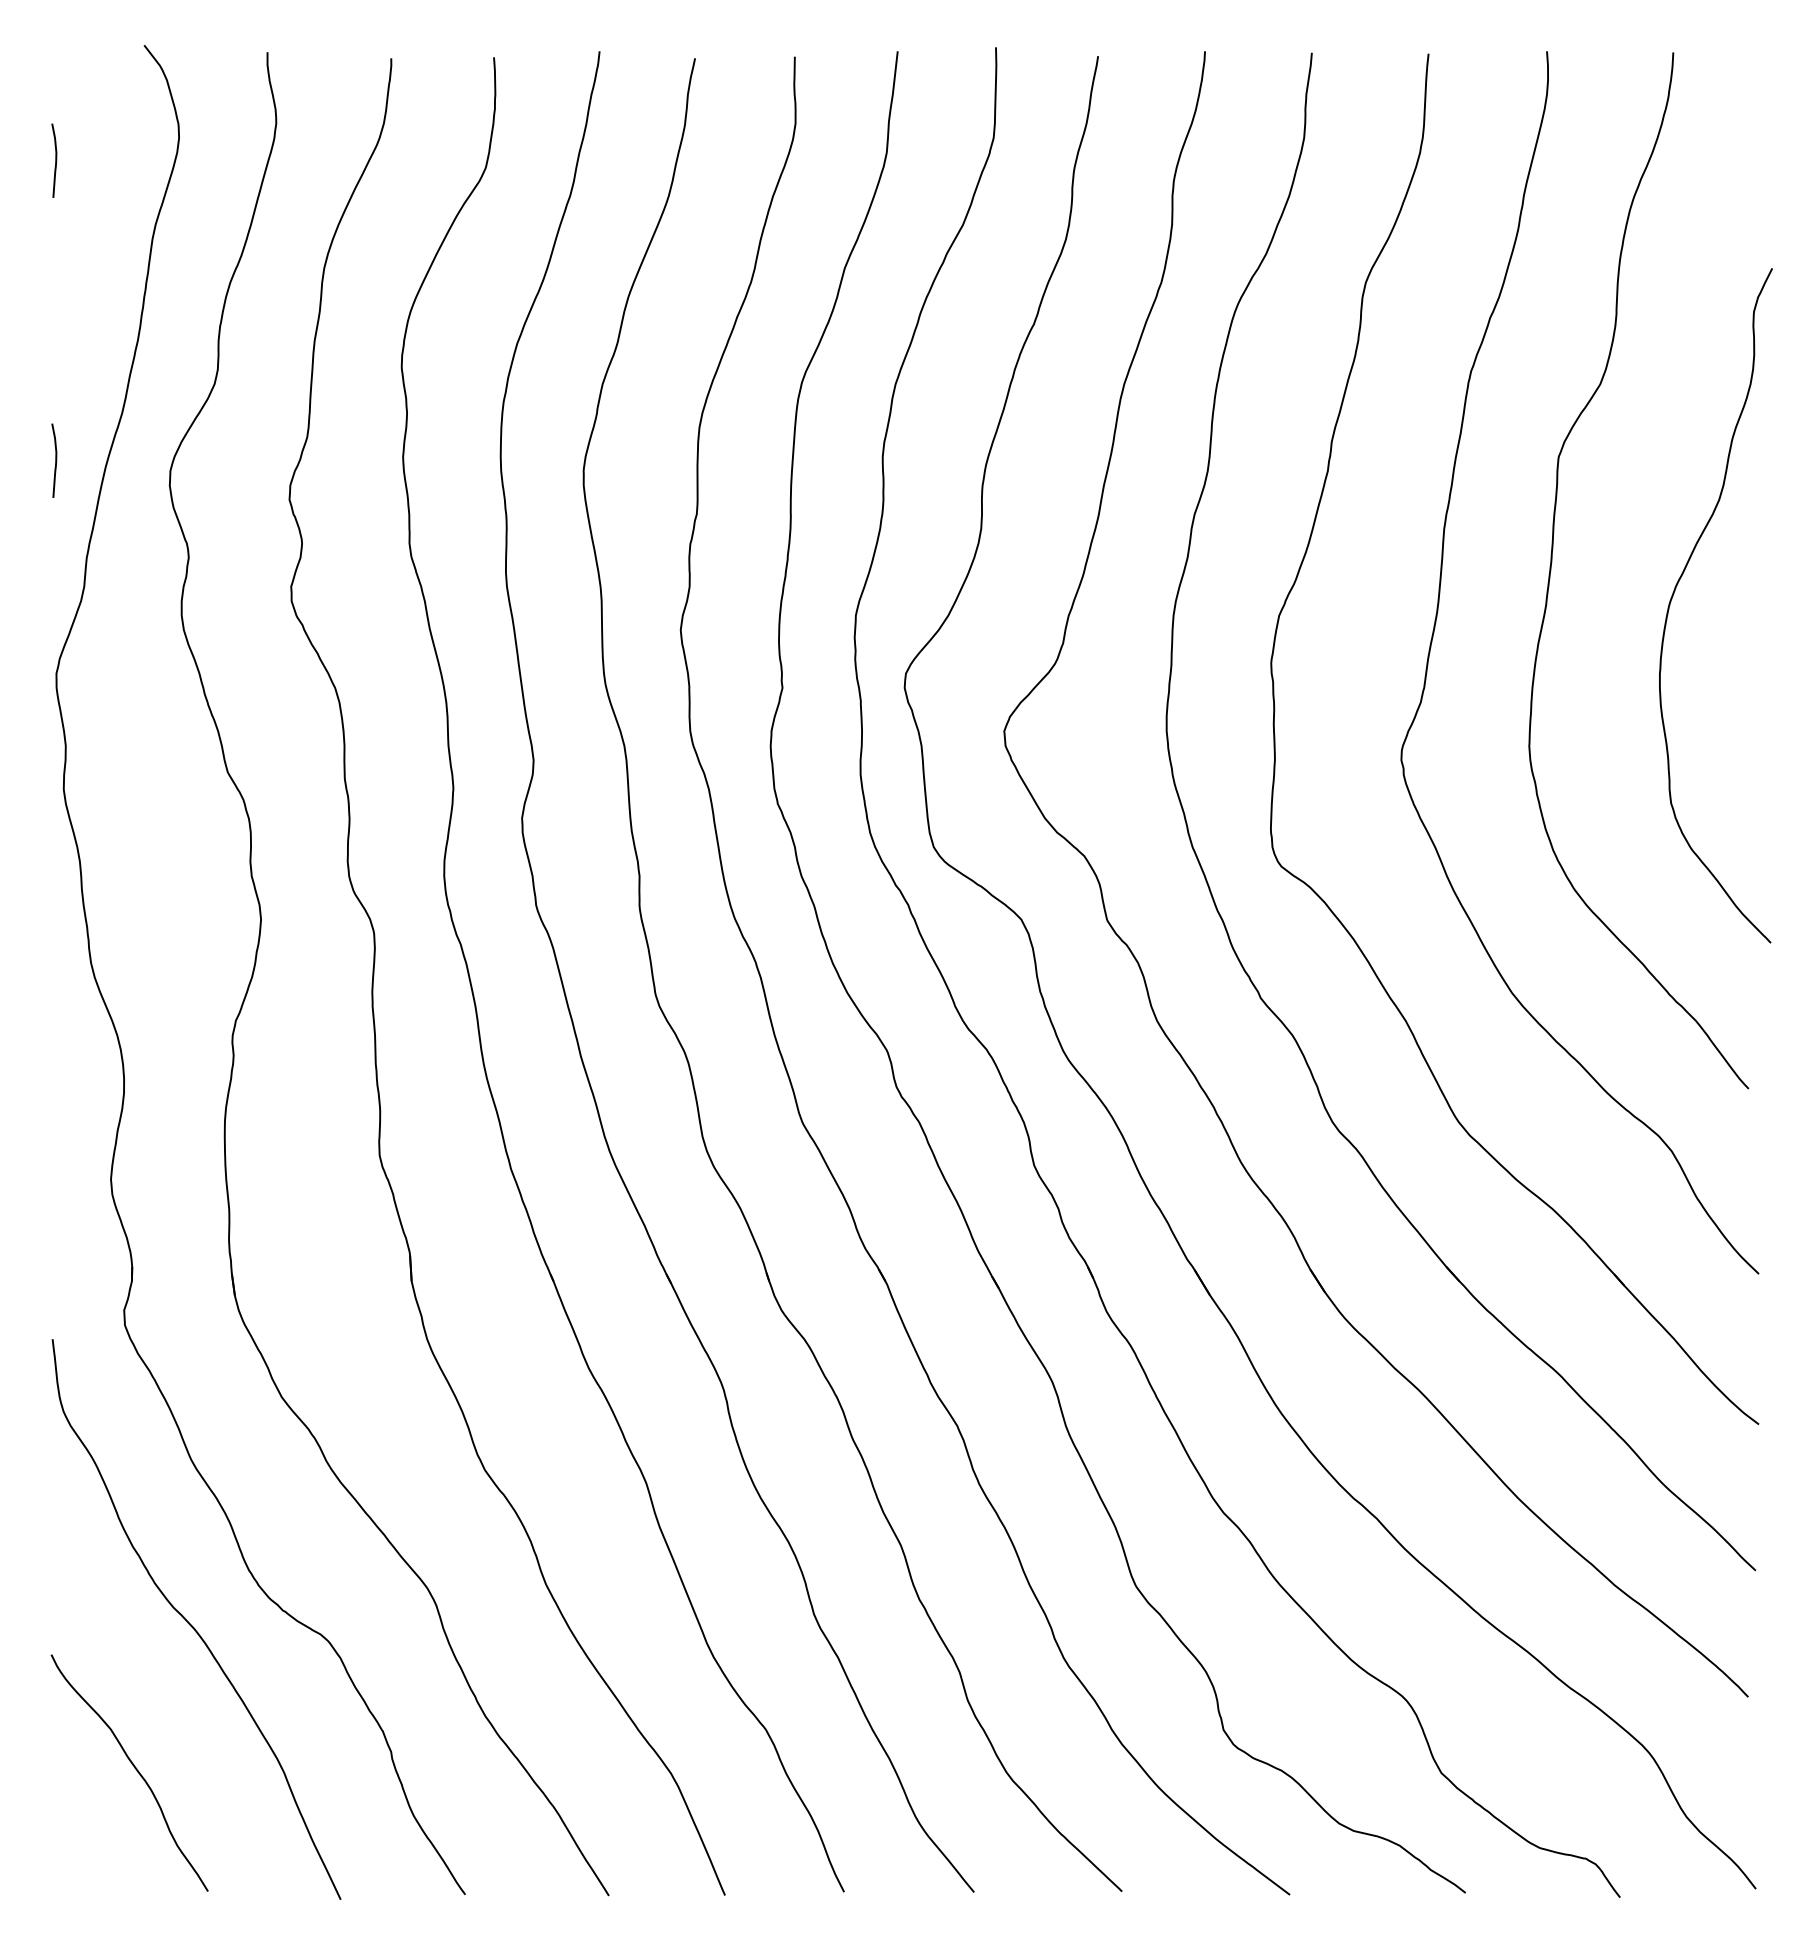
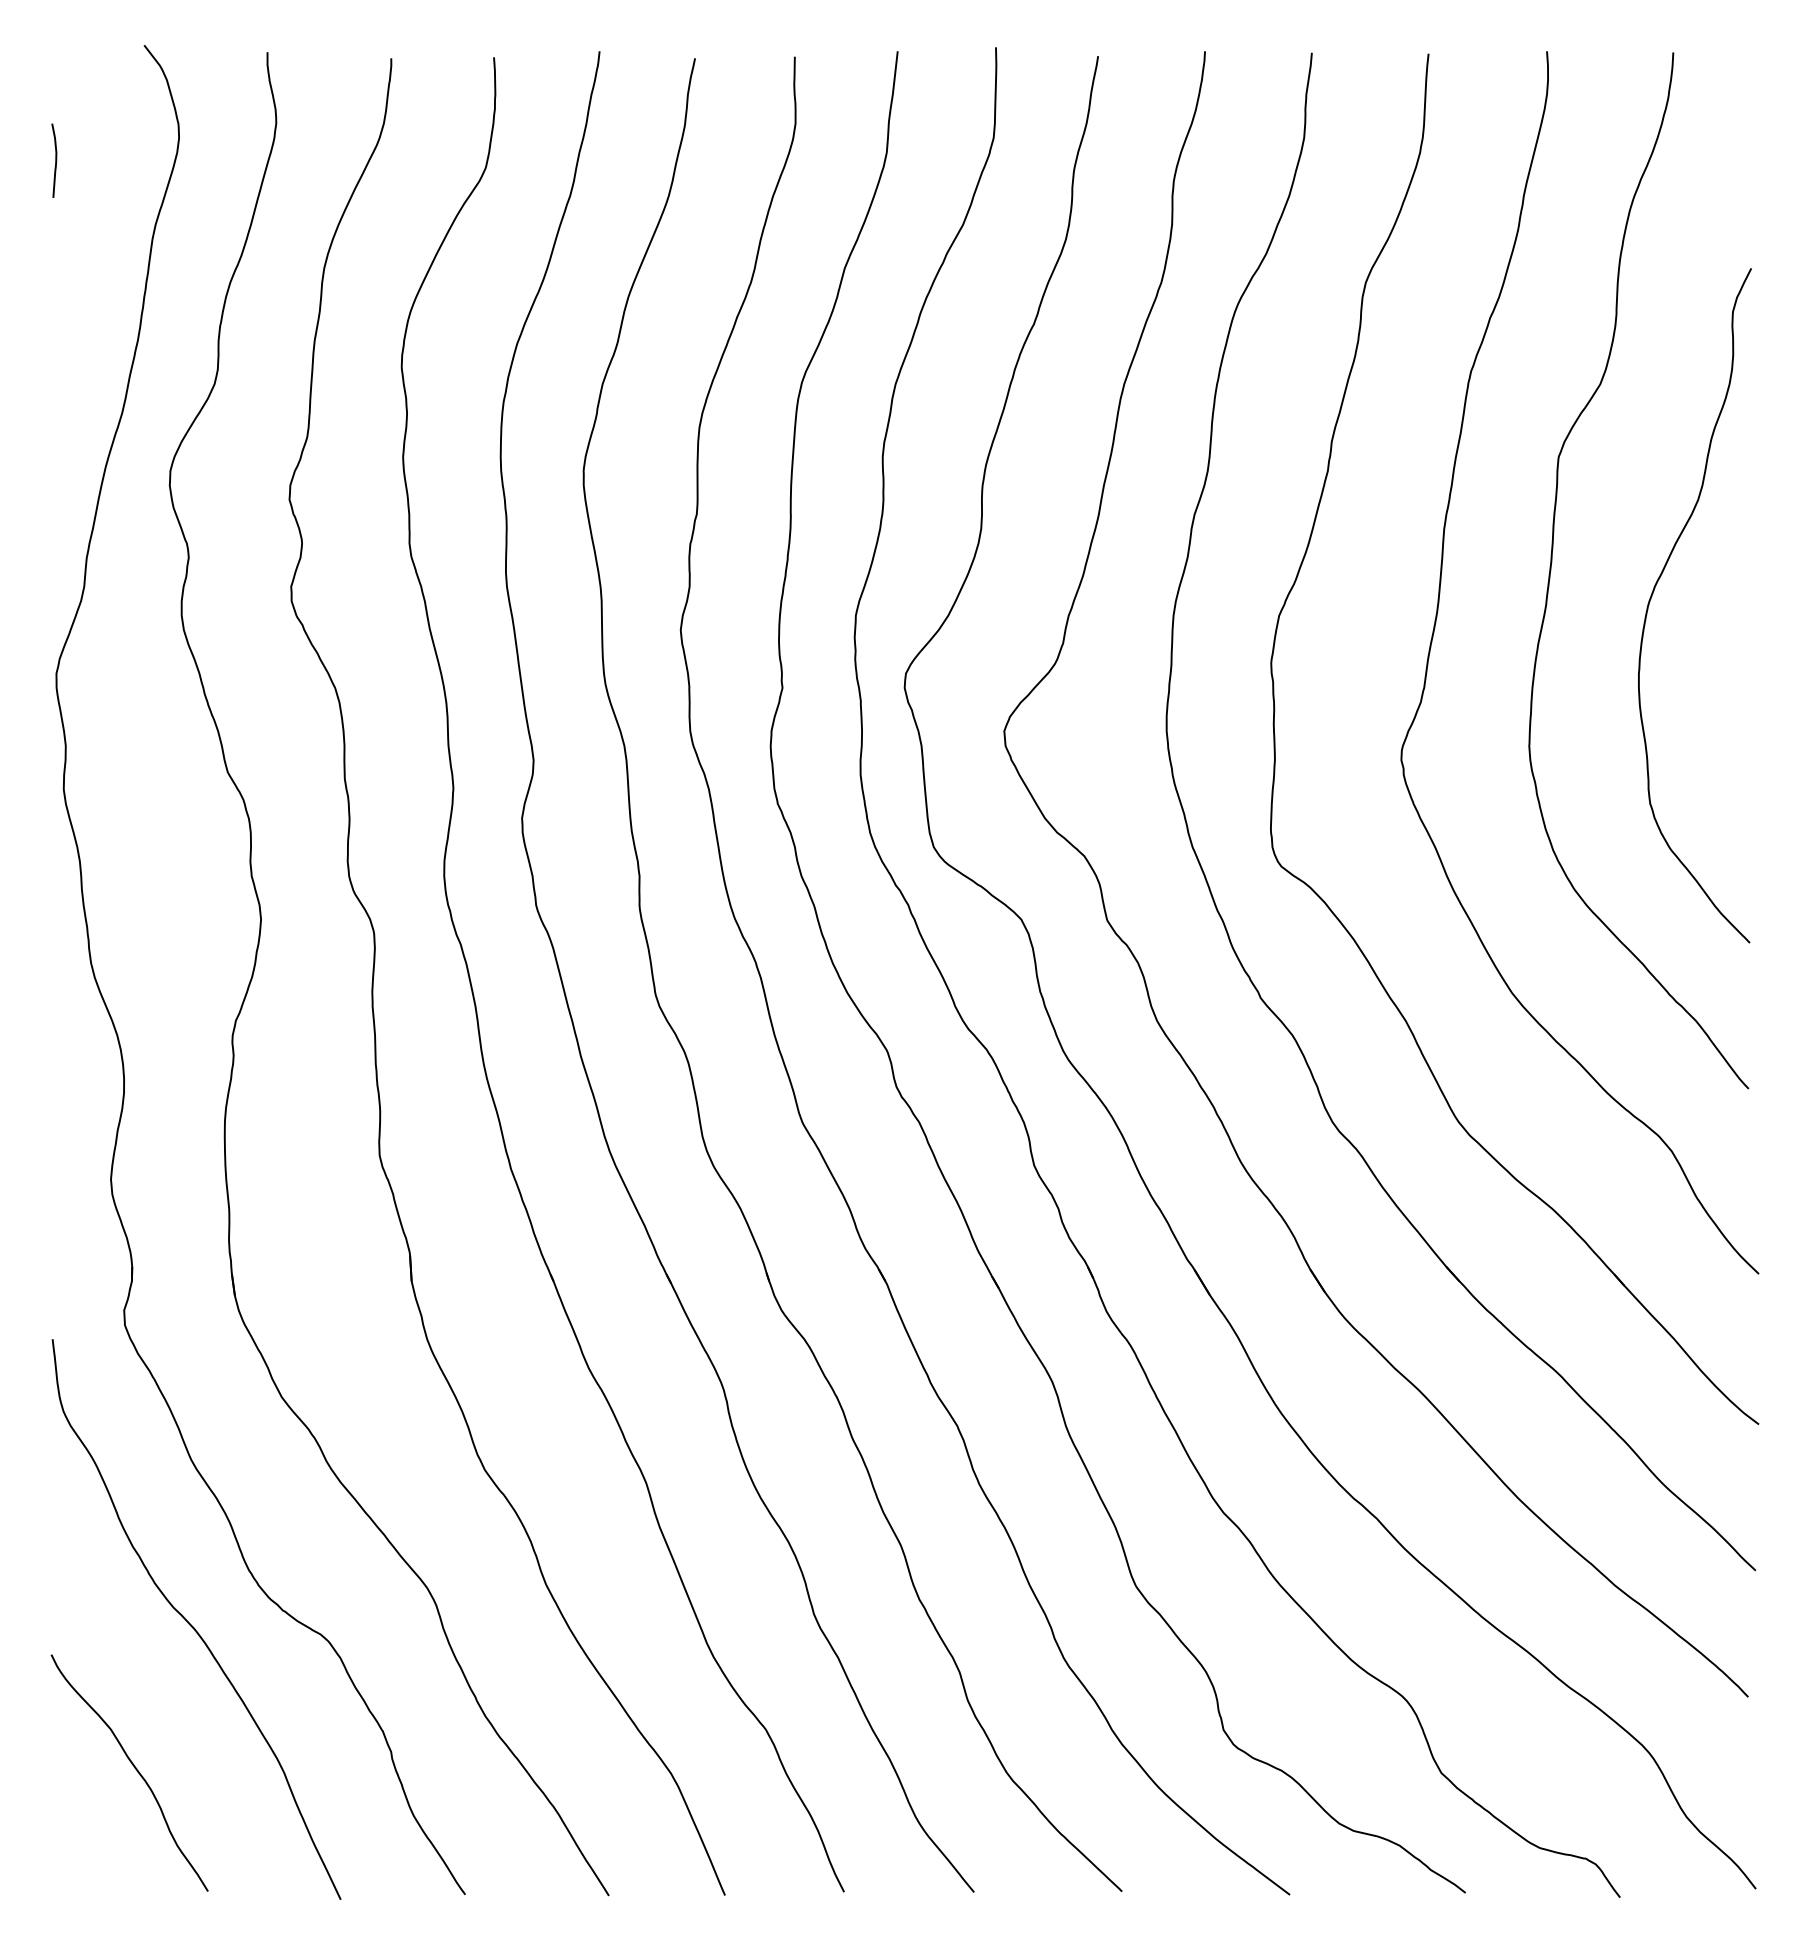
curve: present -> none (55, 460)
curve position: (1675, 591) -> (1654, 591) (1654, 591)
